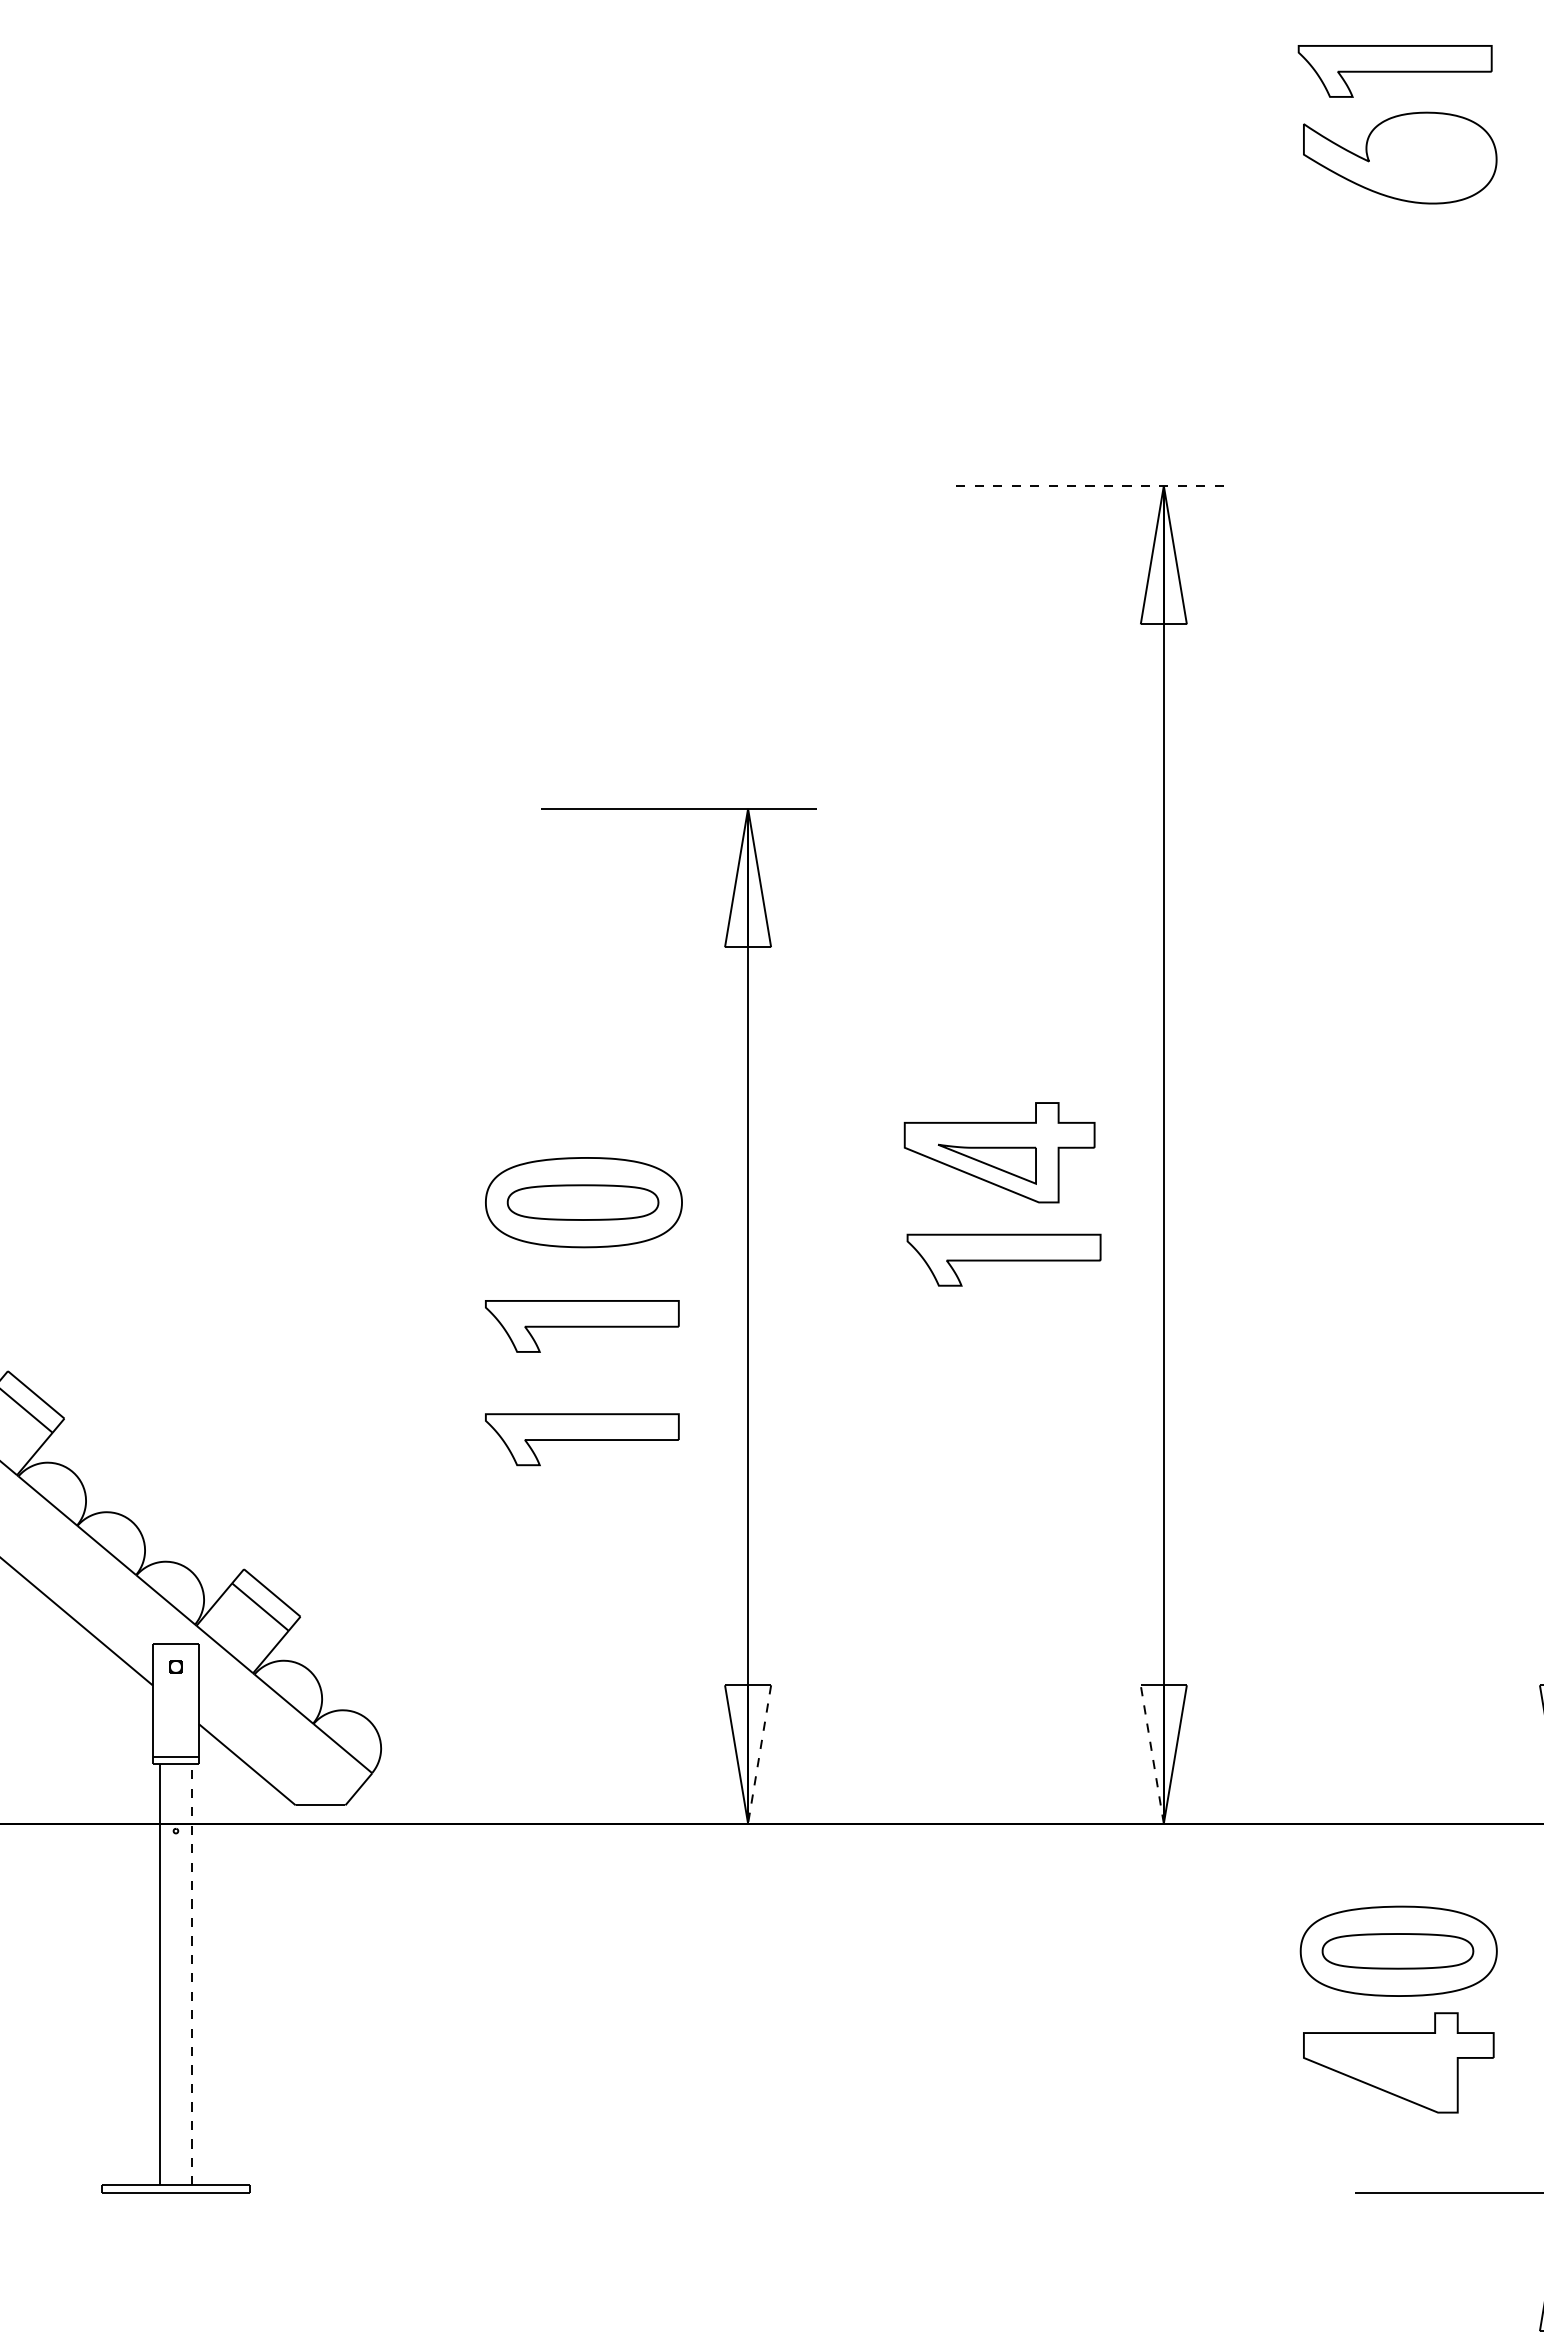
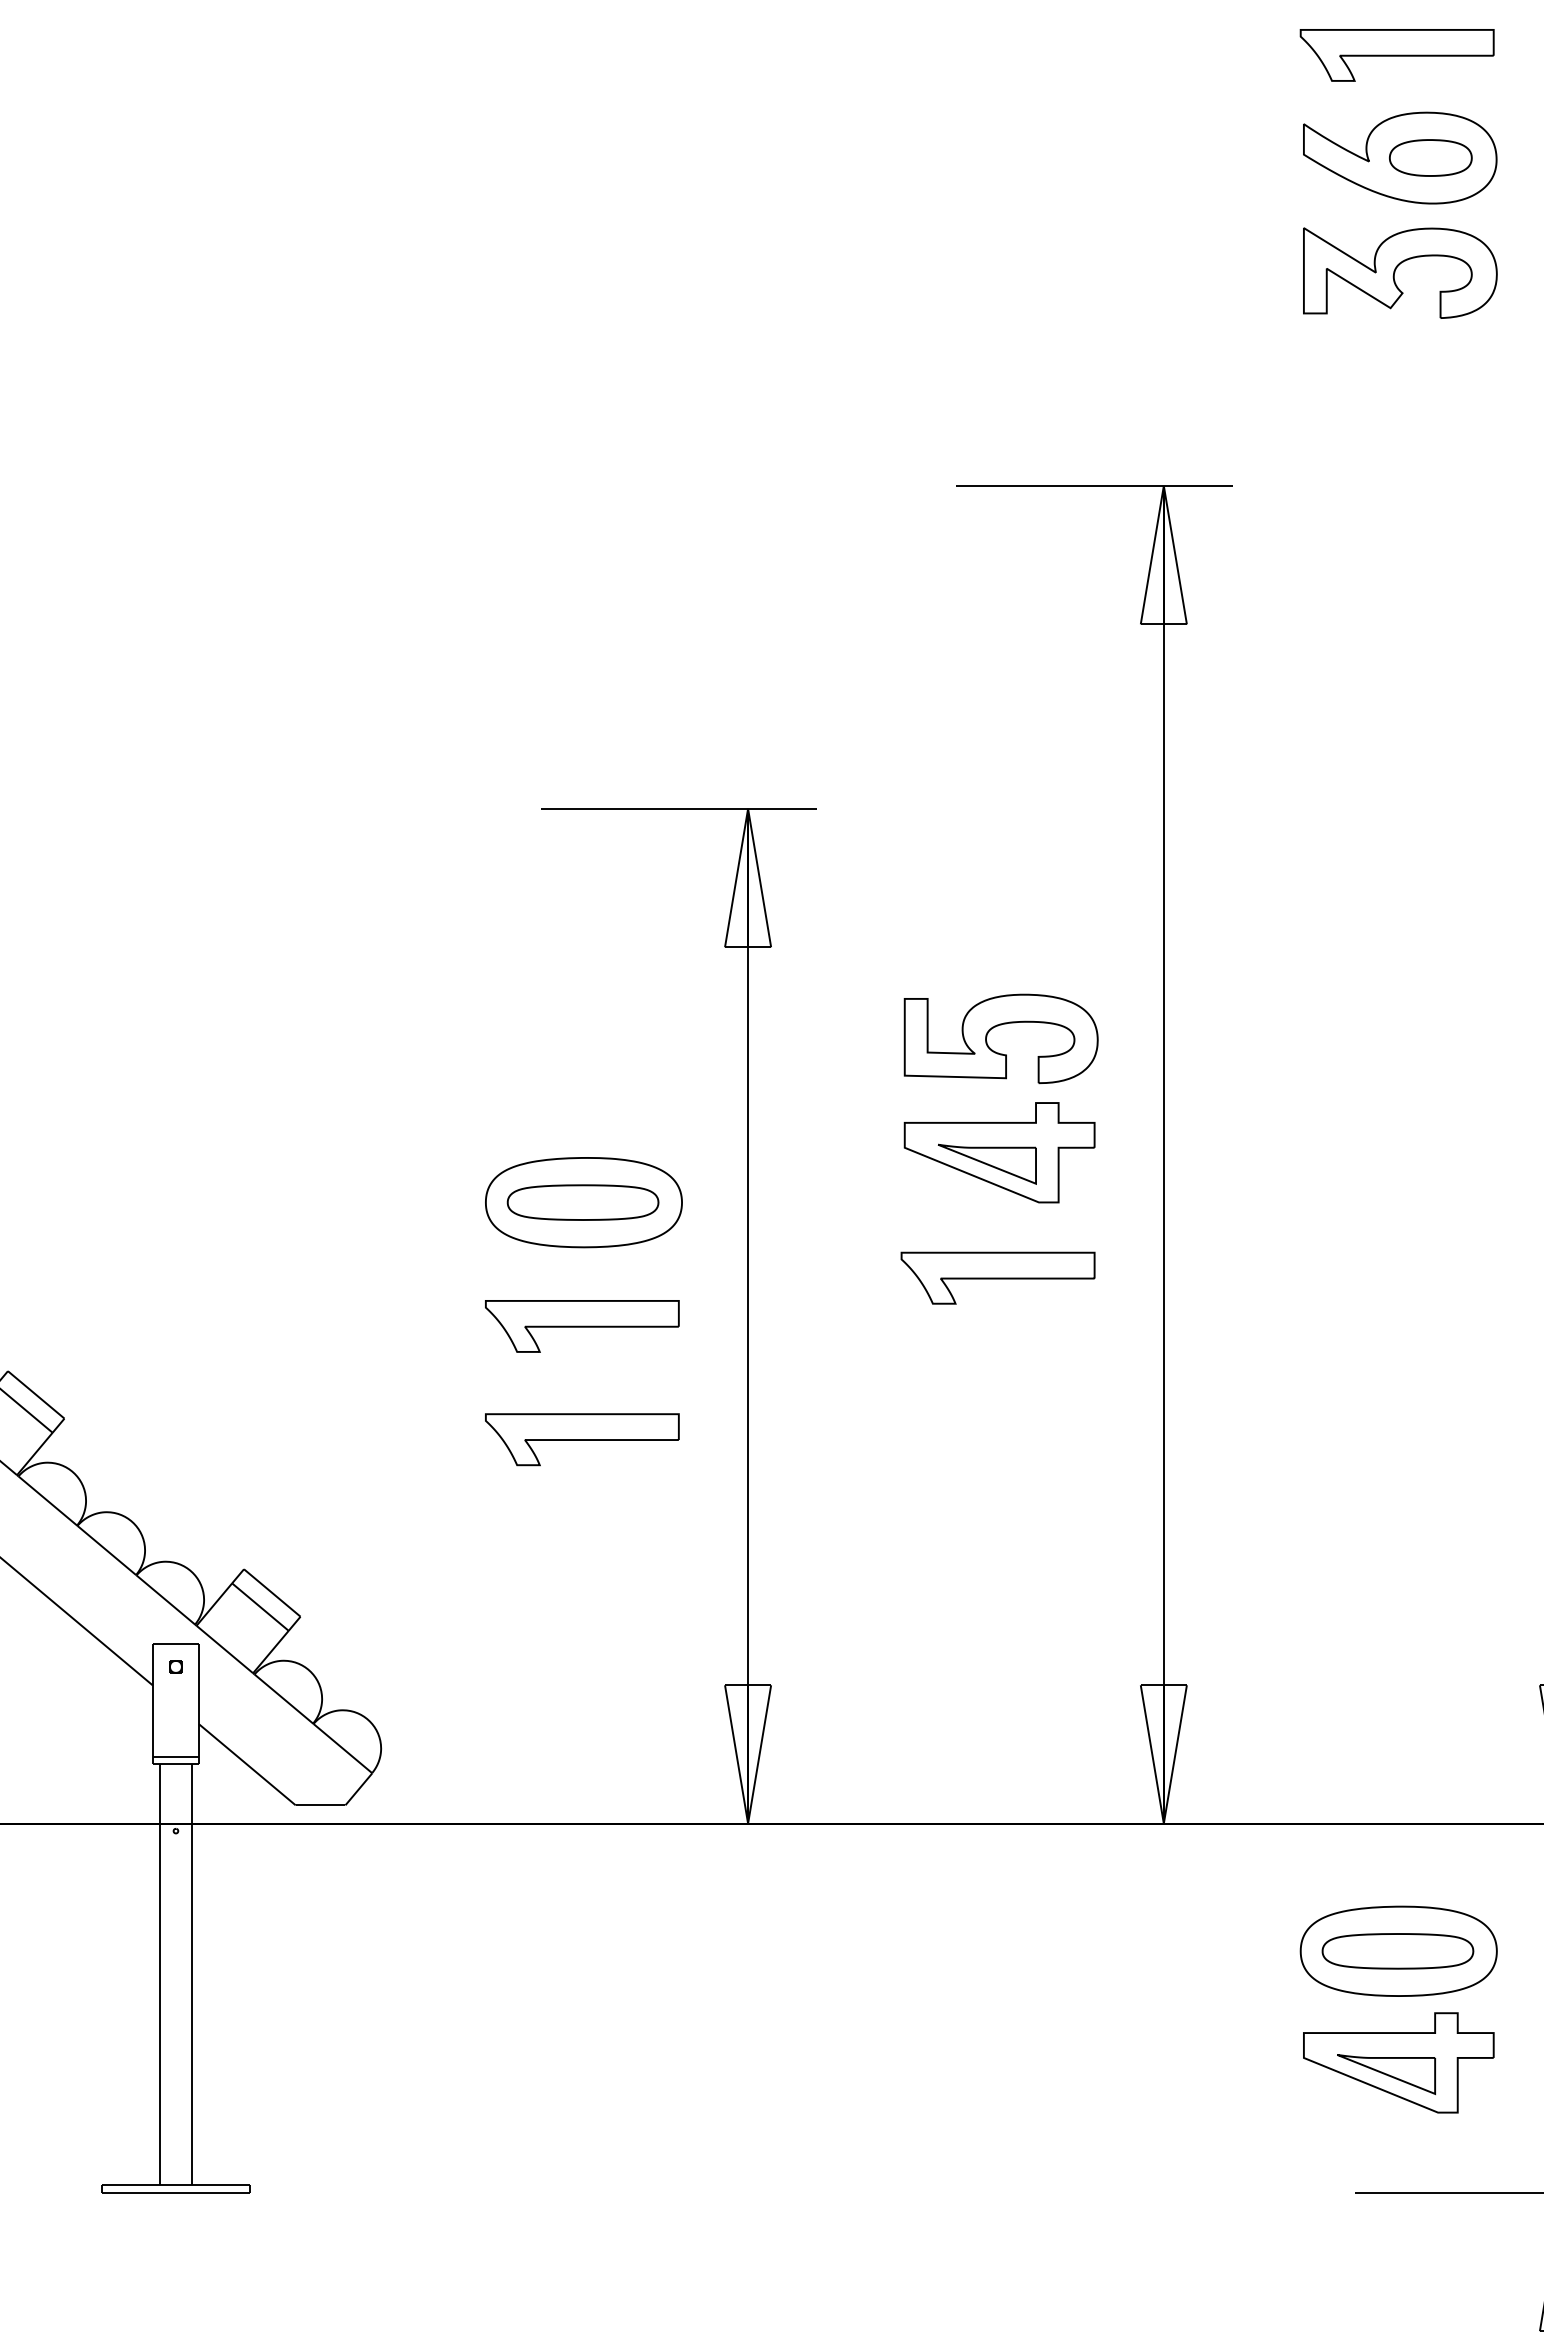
part position: (1394, 71) -> (1396, 55) (1396, 55)
part: none -> present (1430, 157)
part: none -> present (1400, 272)
line: dashed -> solid (1095, 485)
part: none -> present (992, 1029)
part position: (1003, 1259) -> (997, 1277) (997, 1277)
line: dashed -> solid (1152, 1753)
line: dashed -> solid (759, 1754)
line: dashed -> solid (192, 1974)
part: none -> present (1386, 2074)
